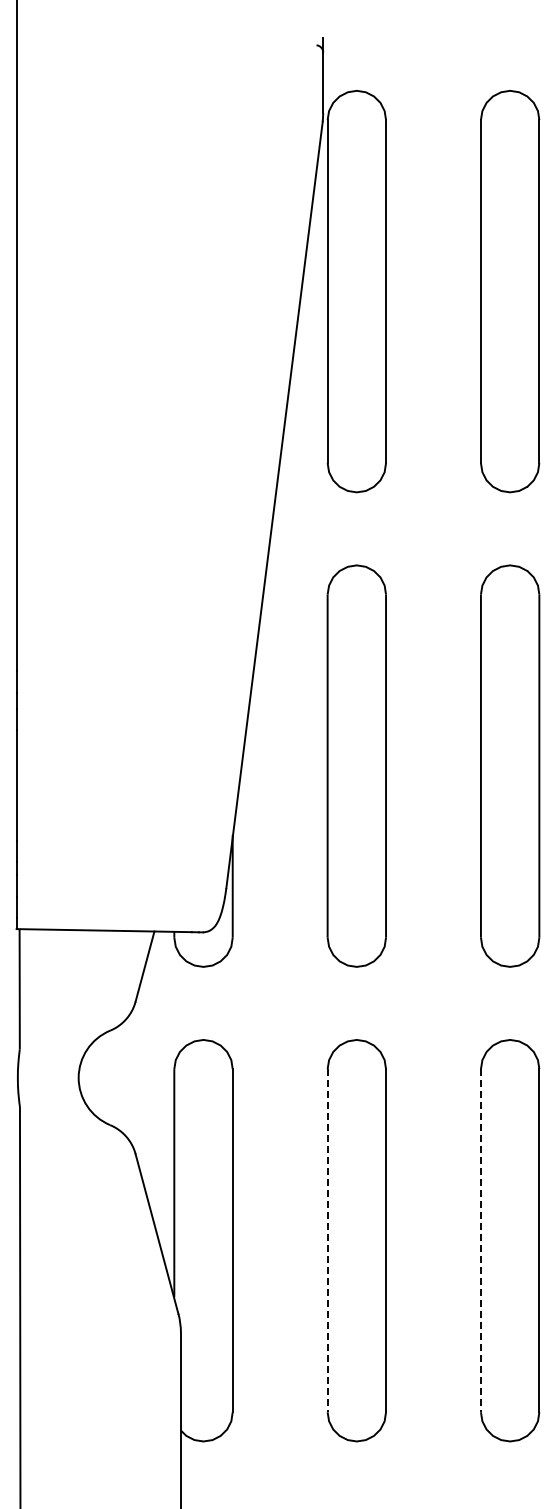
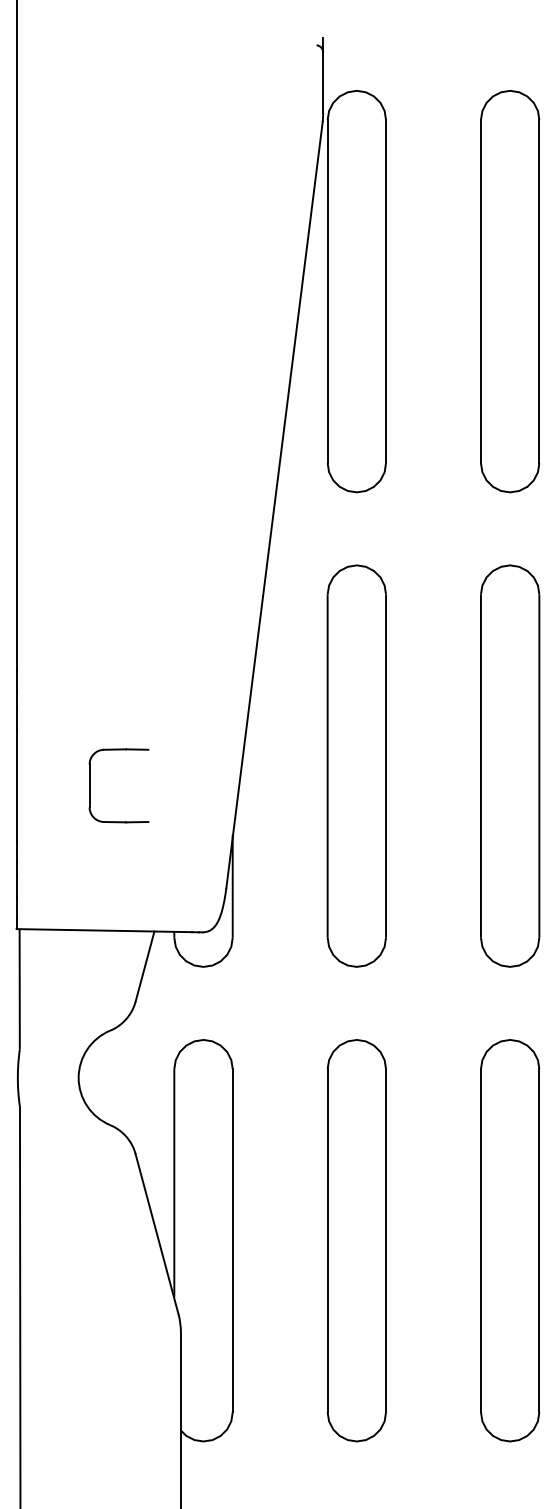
part: none -> present (90, 785)
line: dashed -> solid (327, 1240)
line: dashed -> solid (480, 1240)
